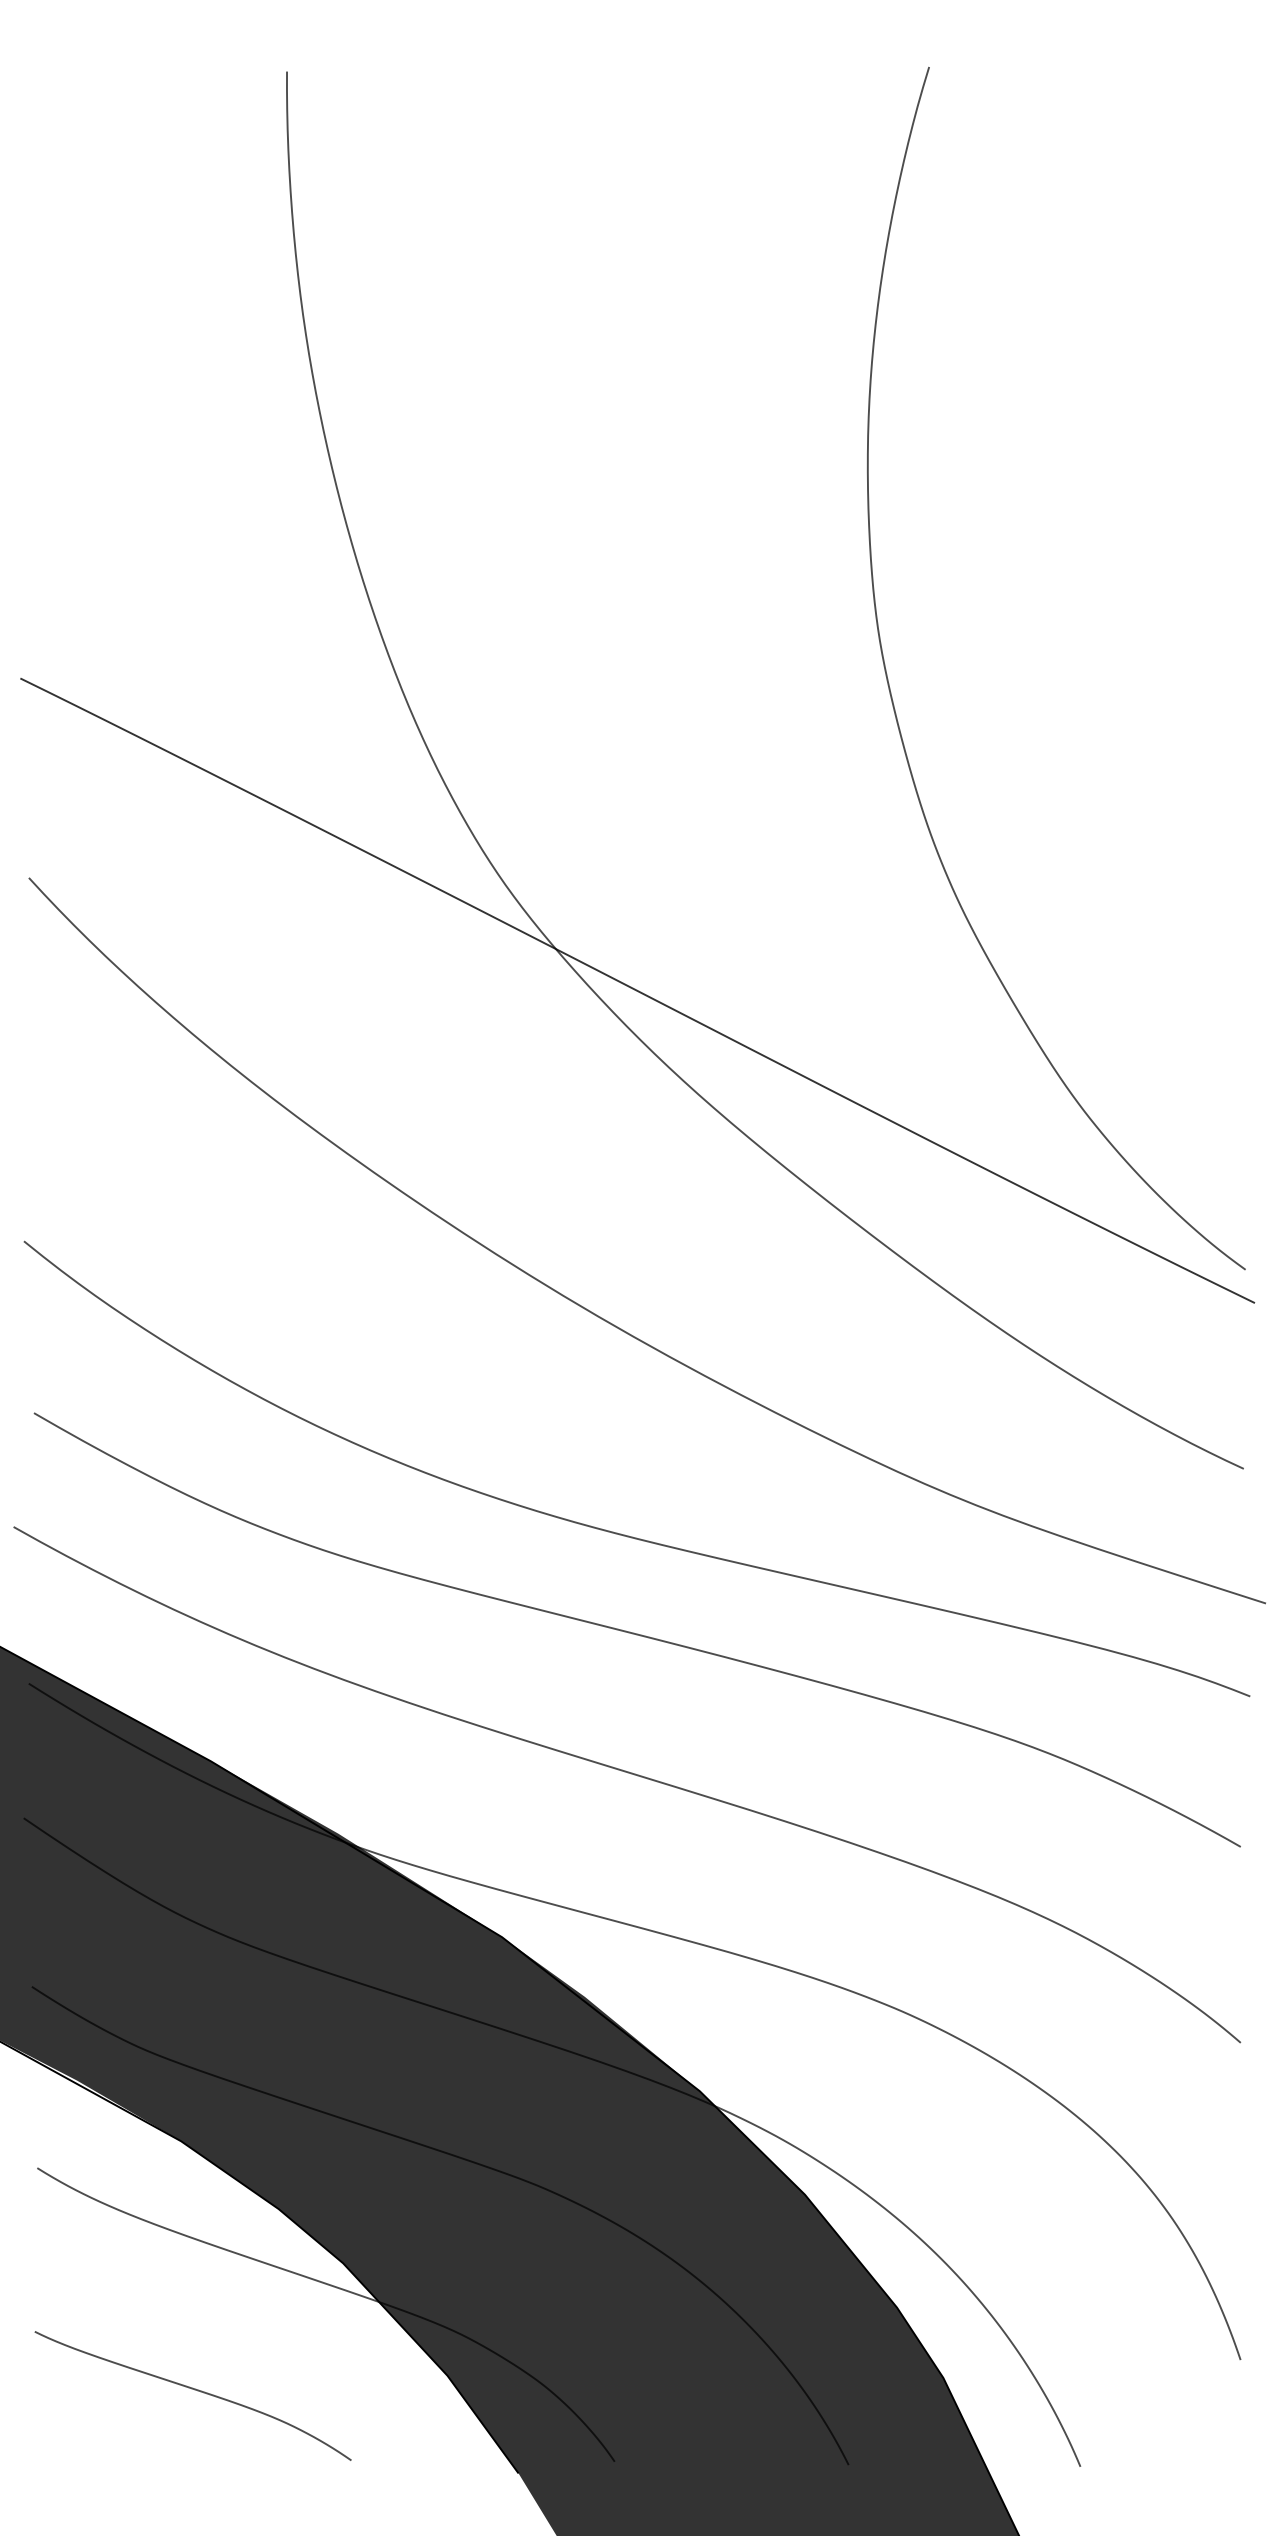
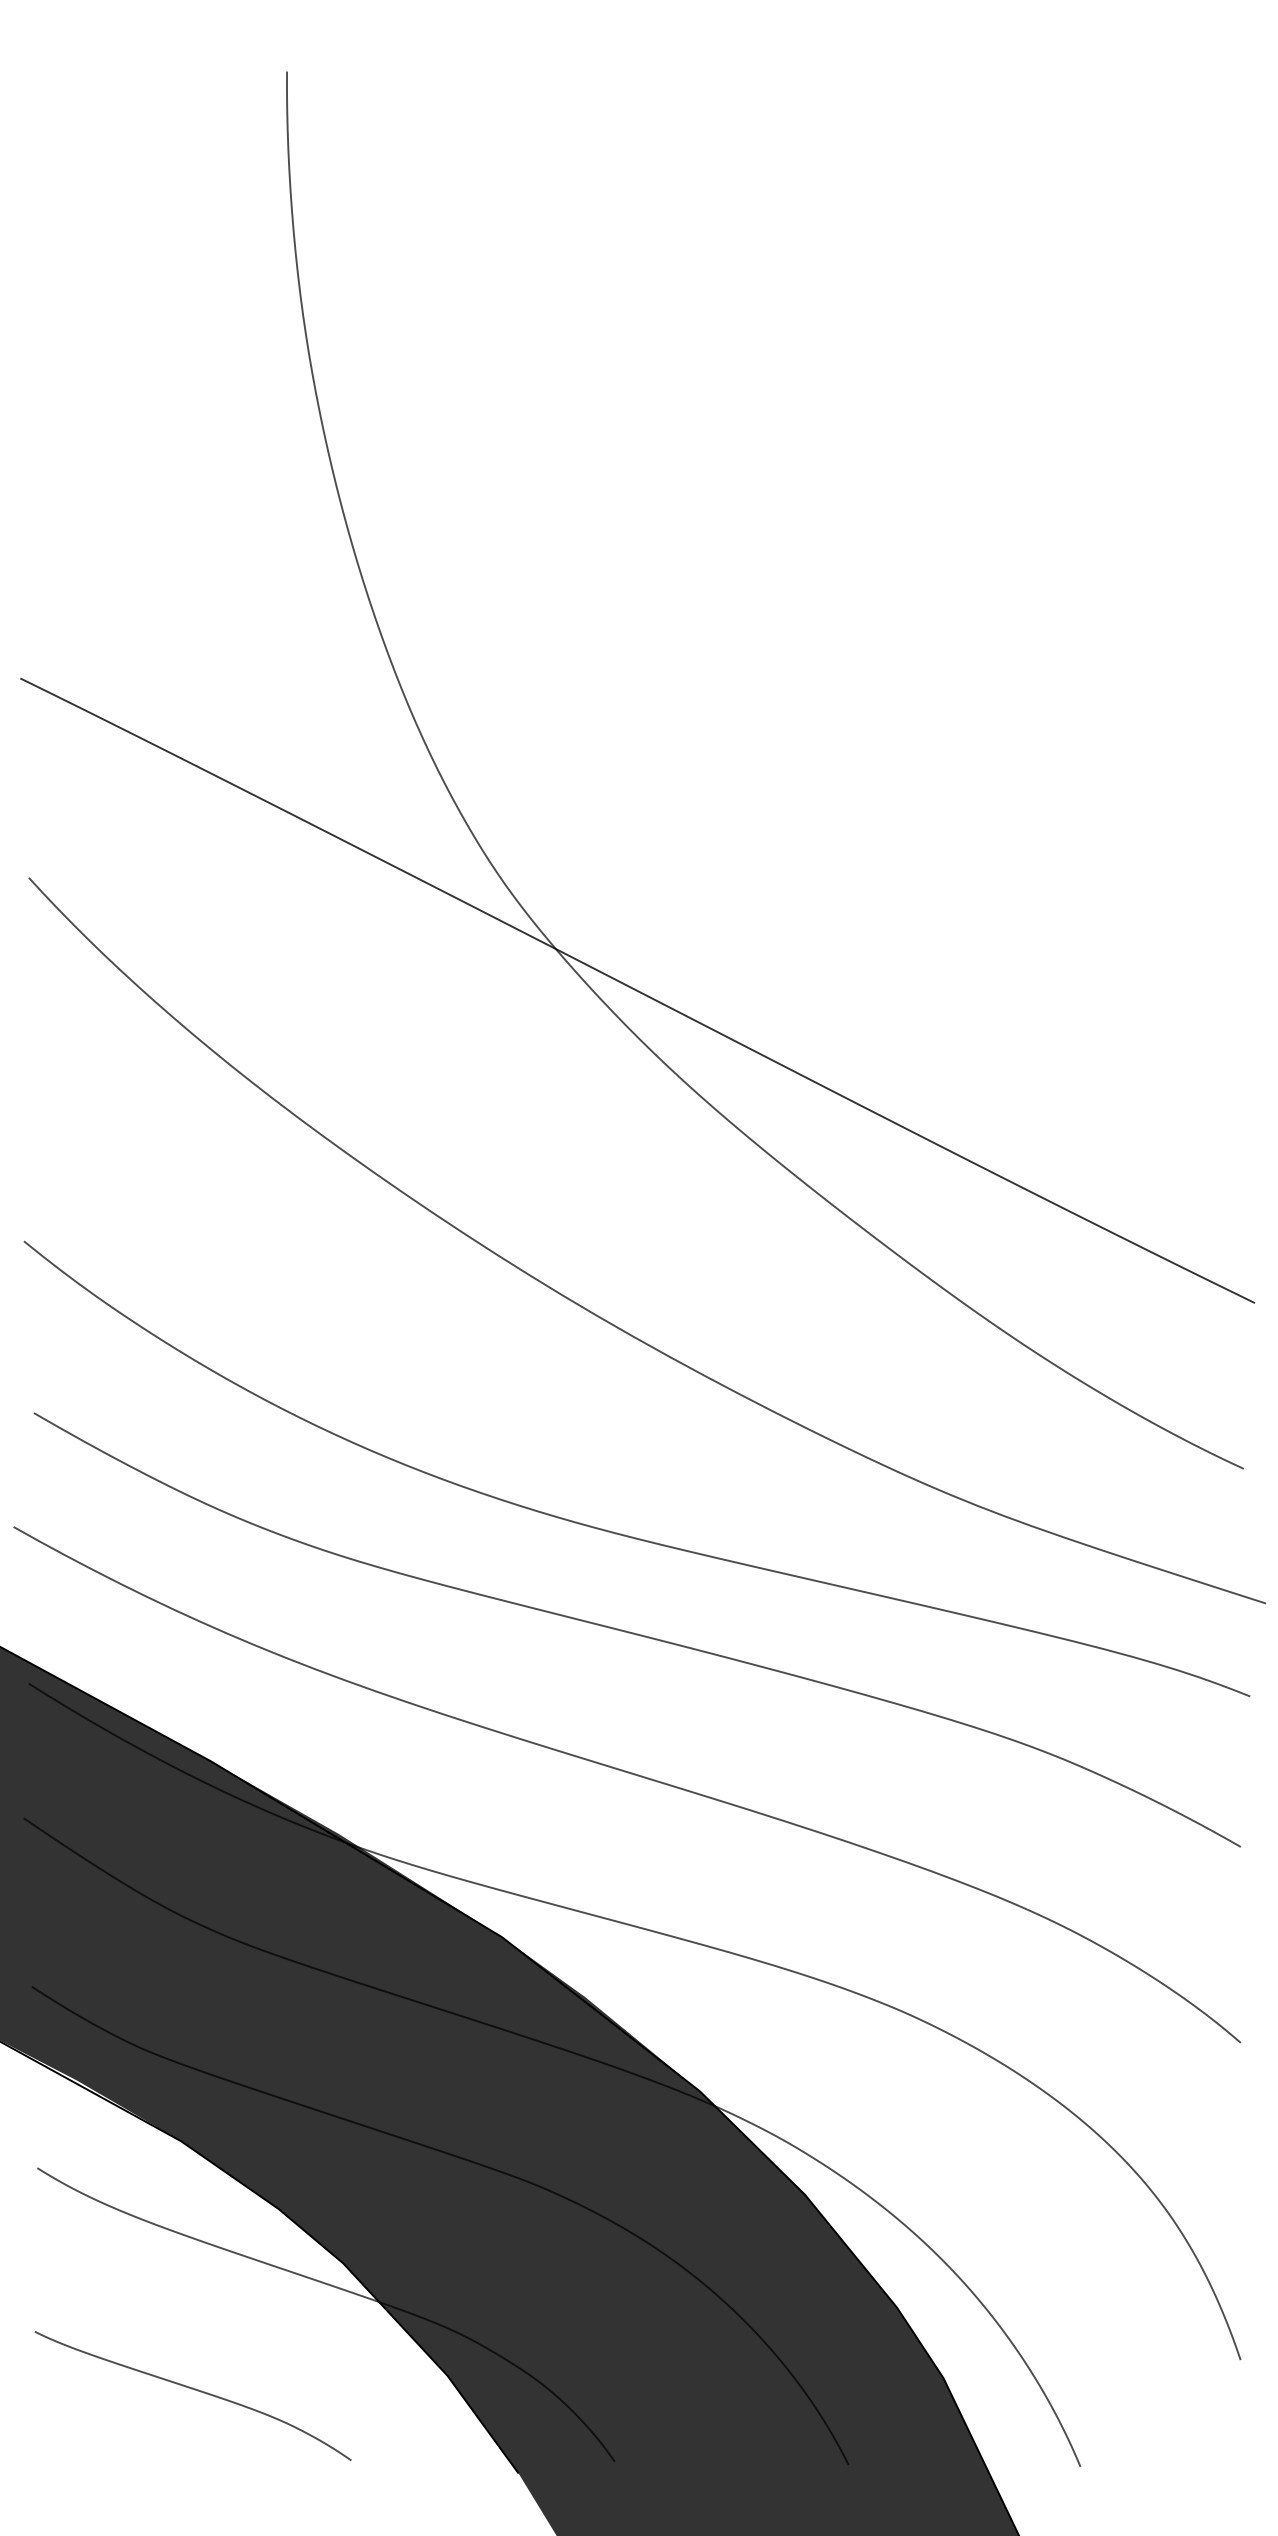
curve: present -> none (895, 709)
